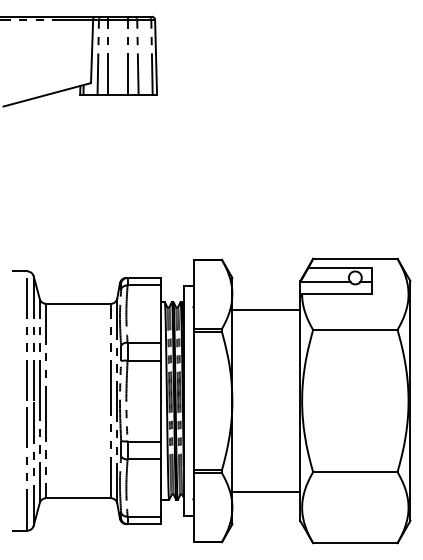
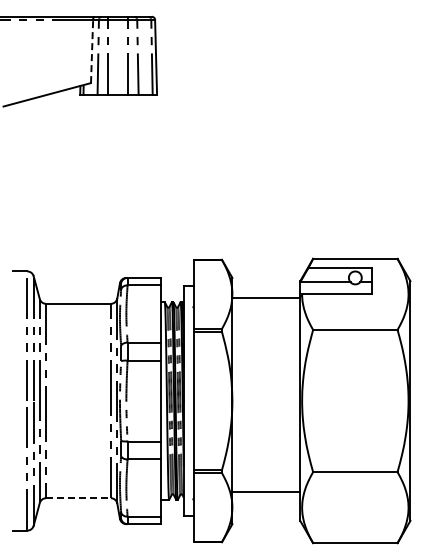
line: solid -> dashed (92, 51)
line position: (266, 310) -> (266, 298) (266, 298)
line: solid -> dashed (78, 498)
